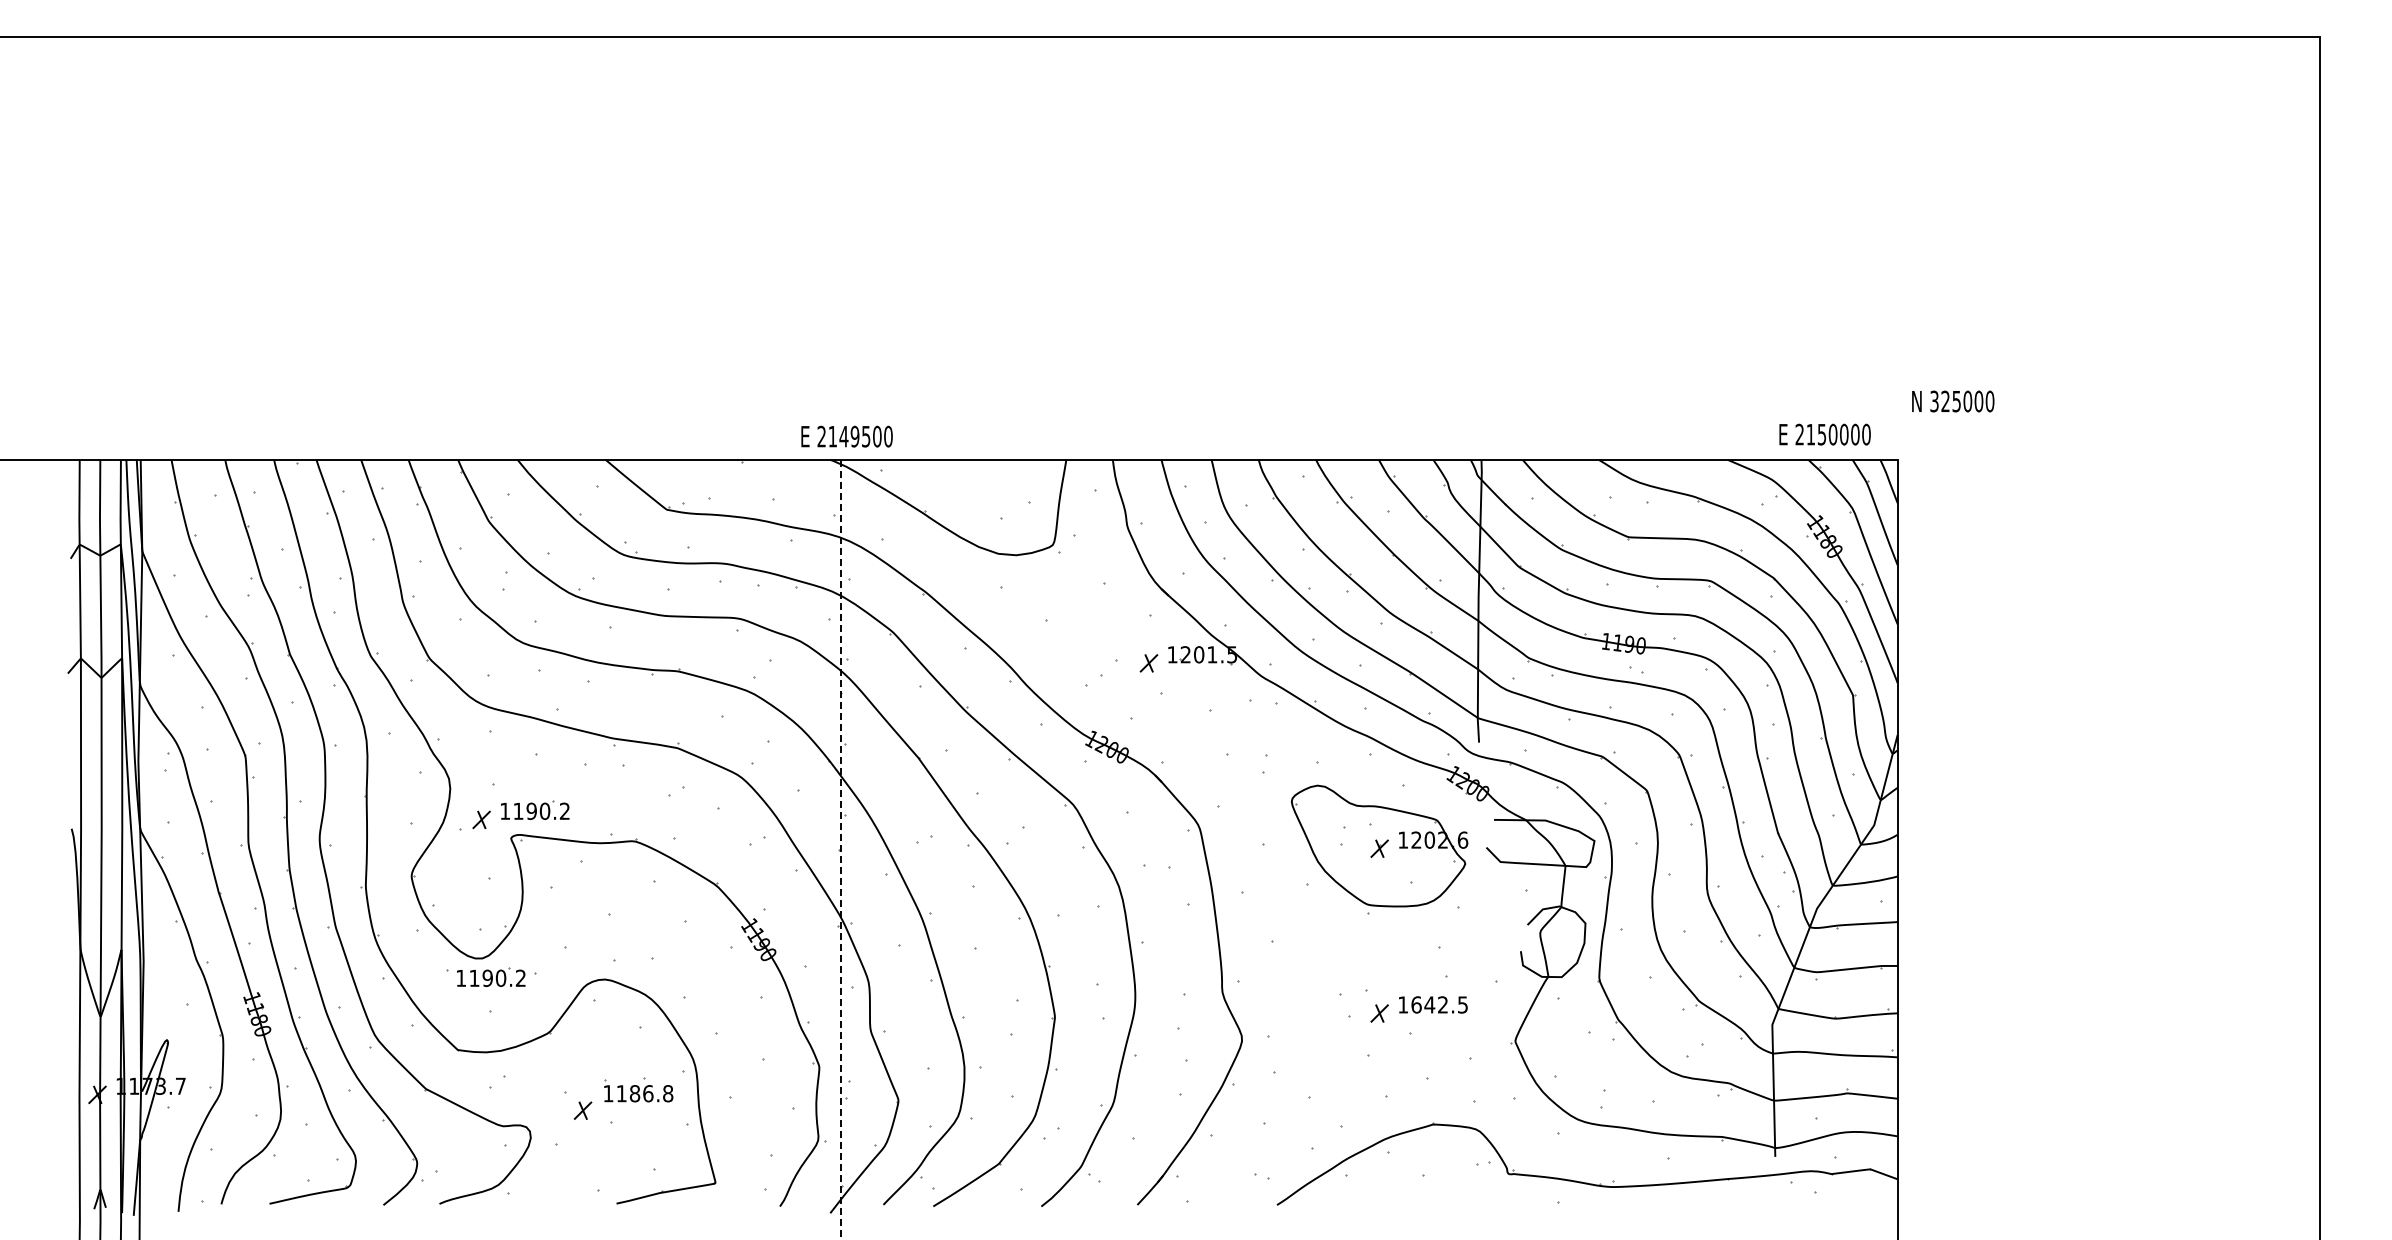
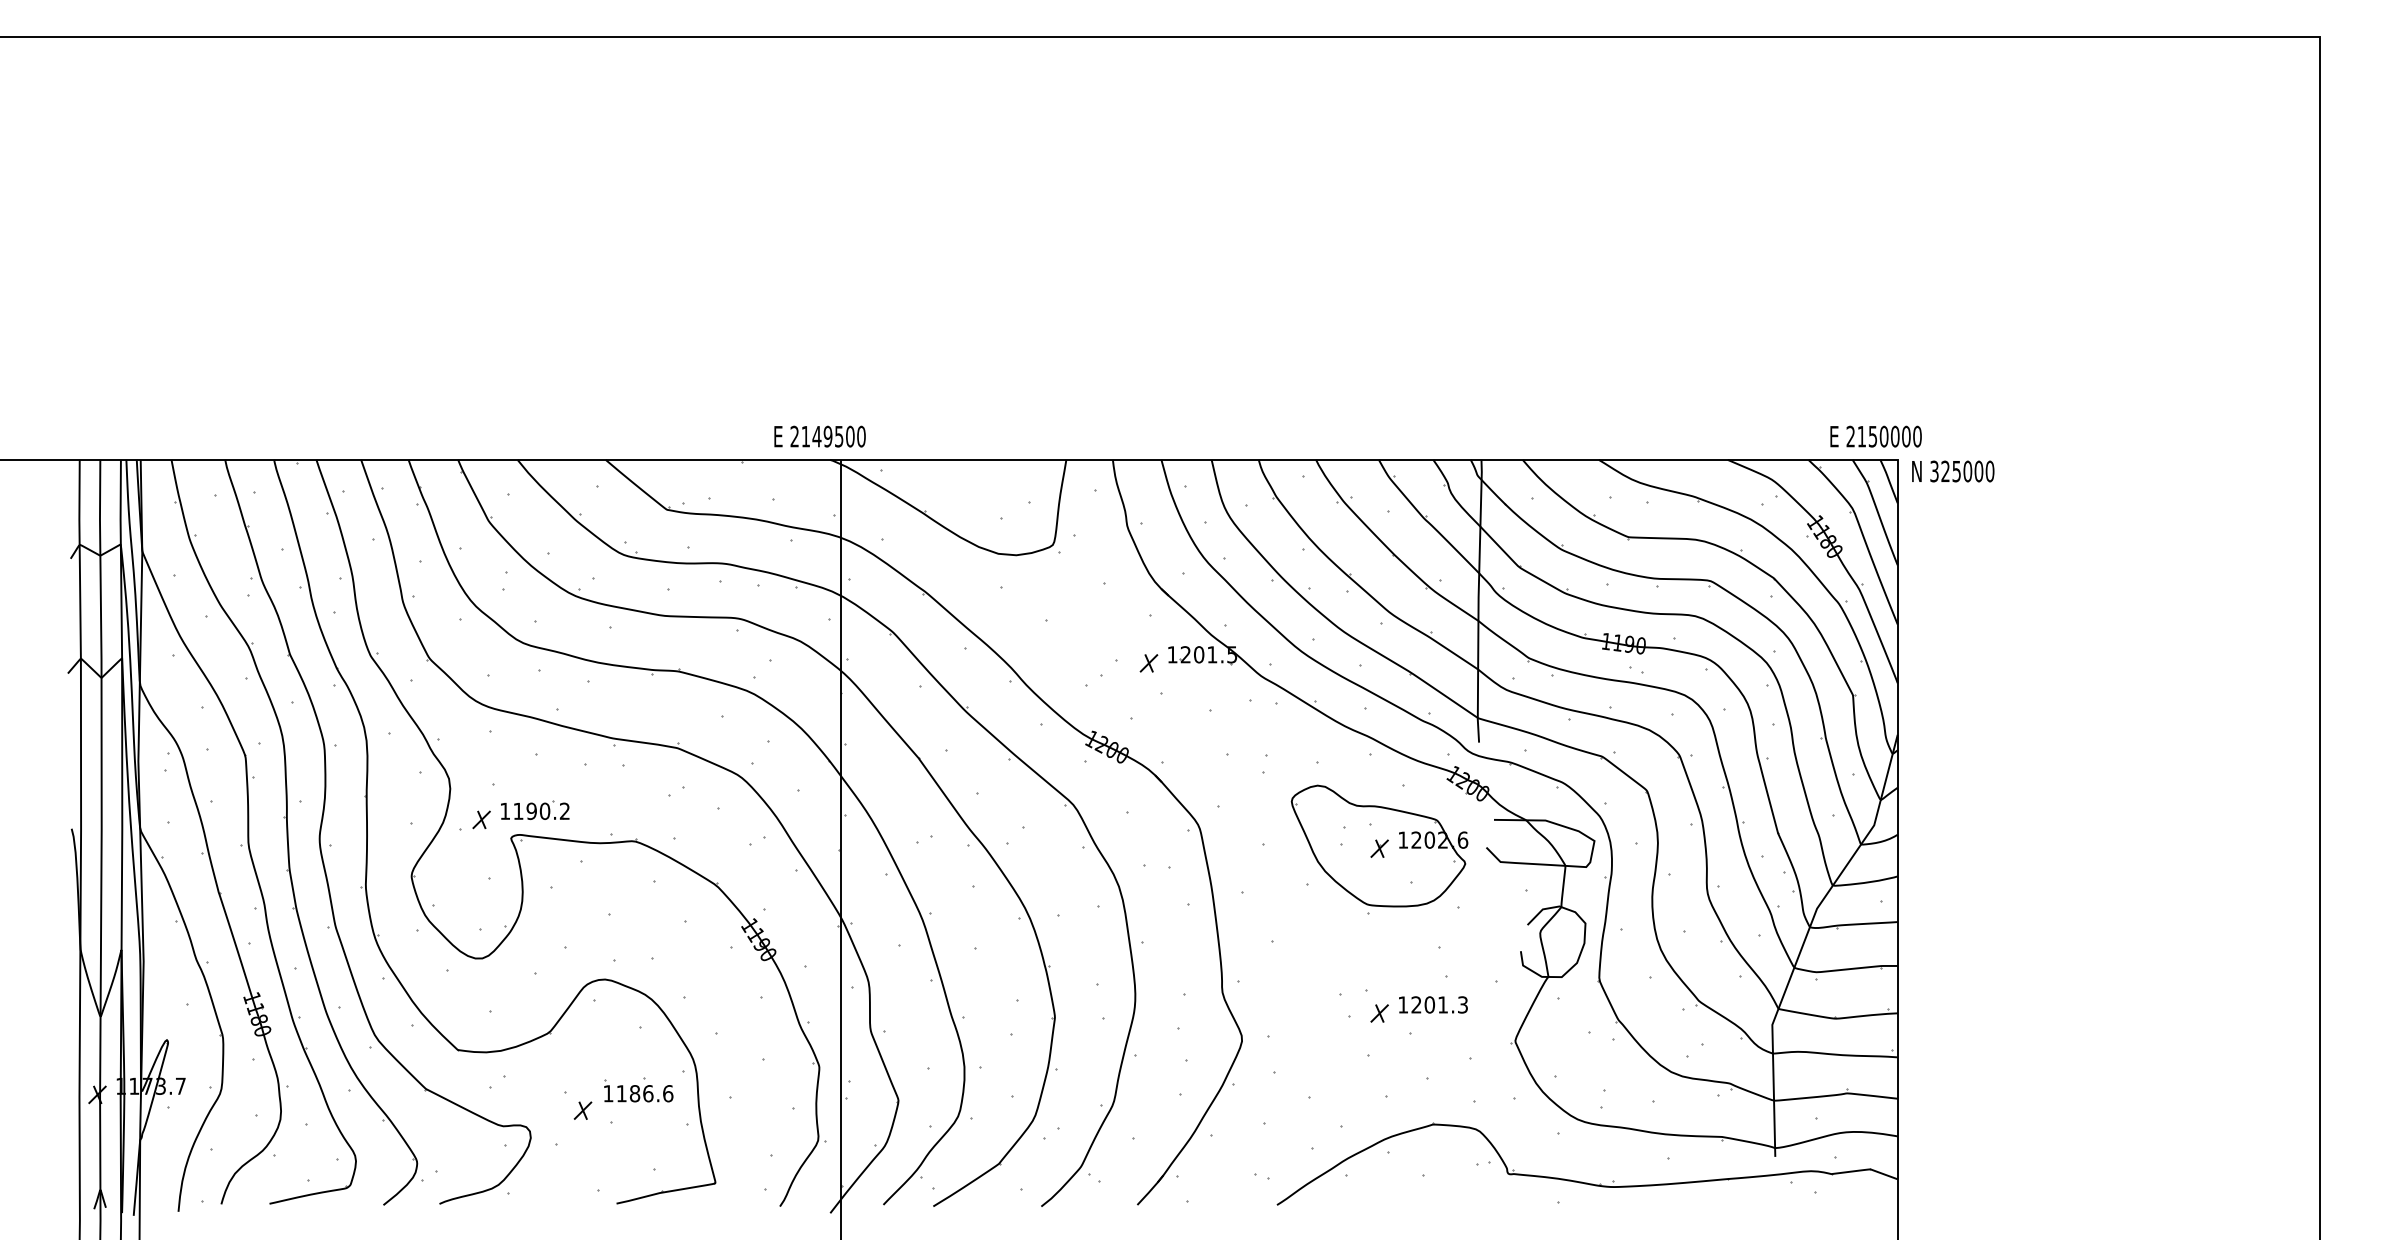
text position: (1953, 401) -> (1953, 471) (1953, 471)
text position: (1824, 434) -> (1875, 436) (1875, 436)
text position: (846, 436) -> (819, 436) (819, 436)
line: dashed -> solid (841, 849)
part: present -> none (491, 976)
text: 1642.5 -> 1201.3 (1439, 1004)
text: 1186.8 -> 1186.6 (668, 1093)
